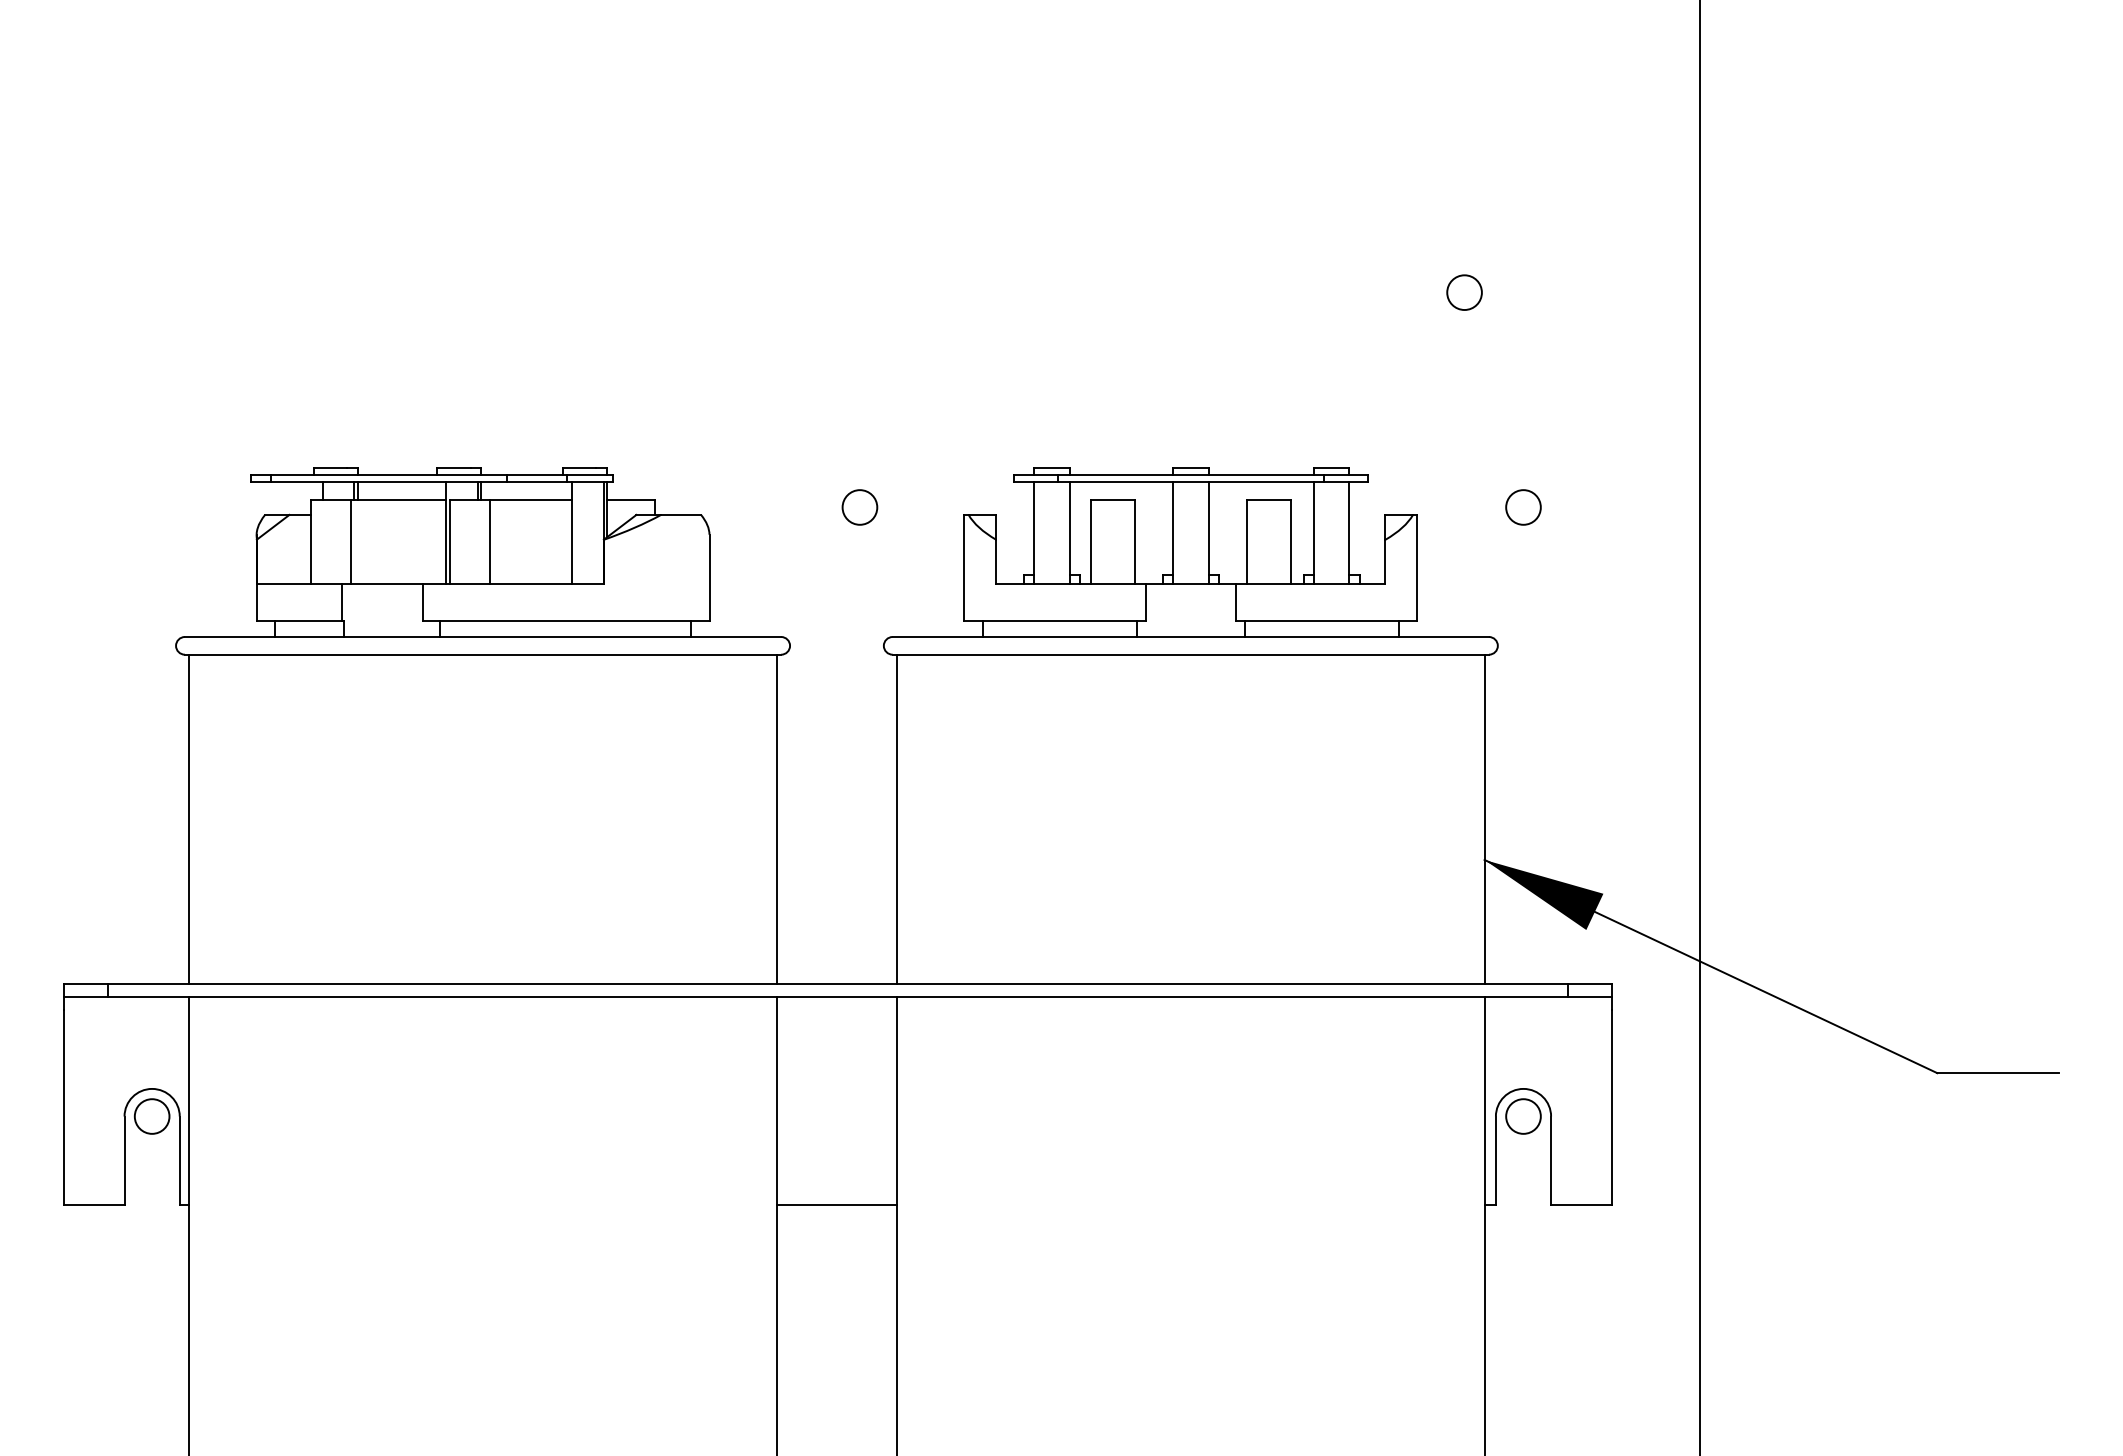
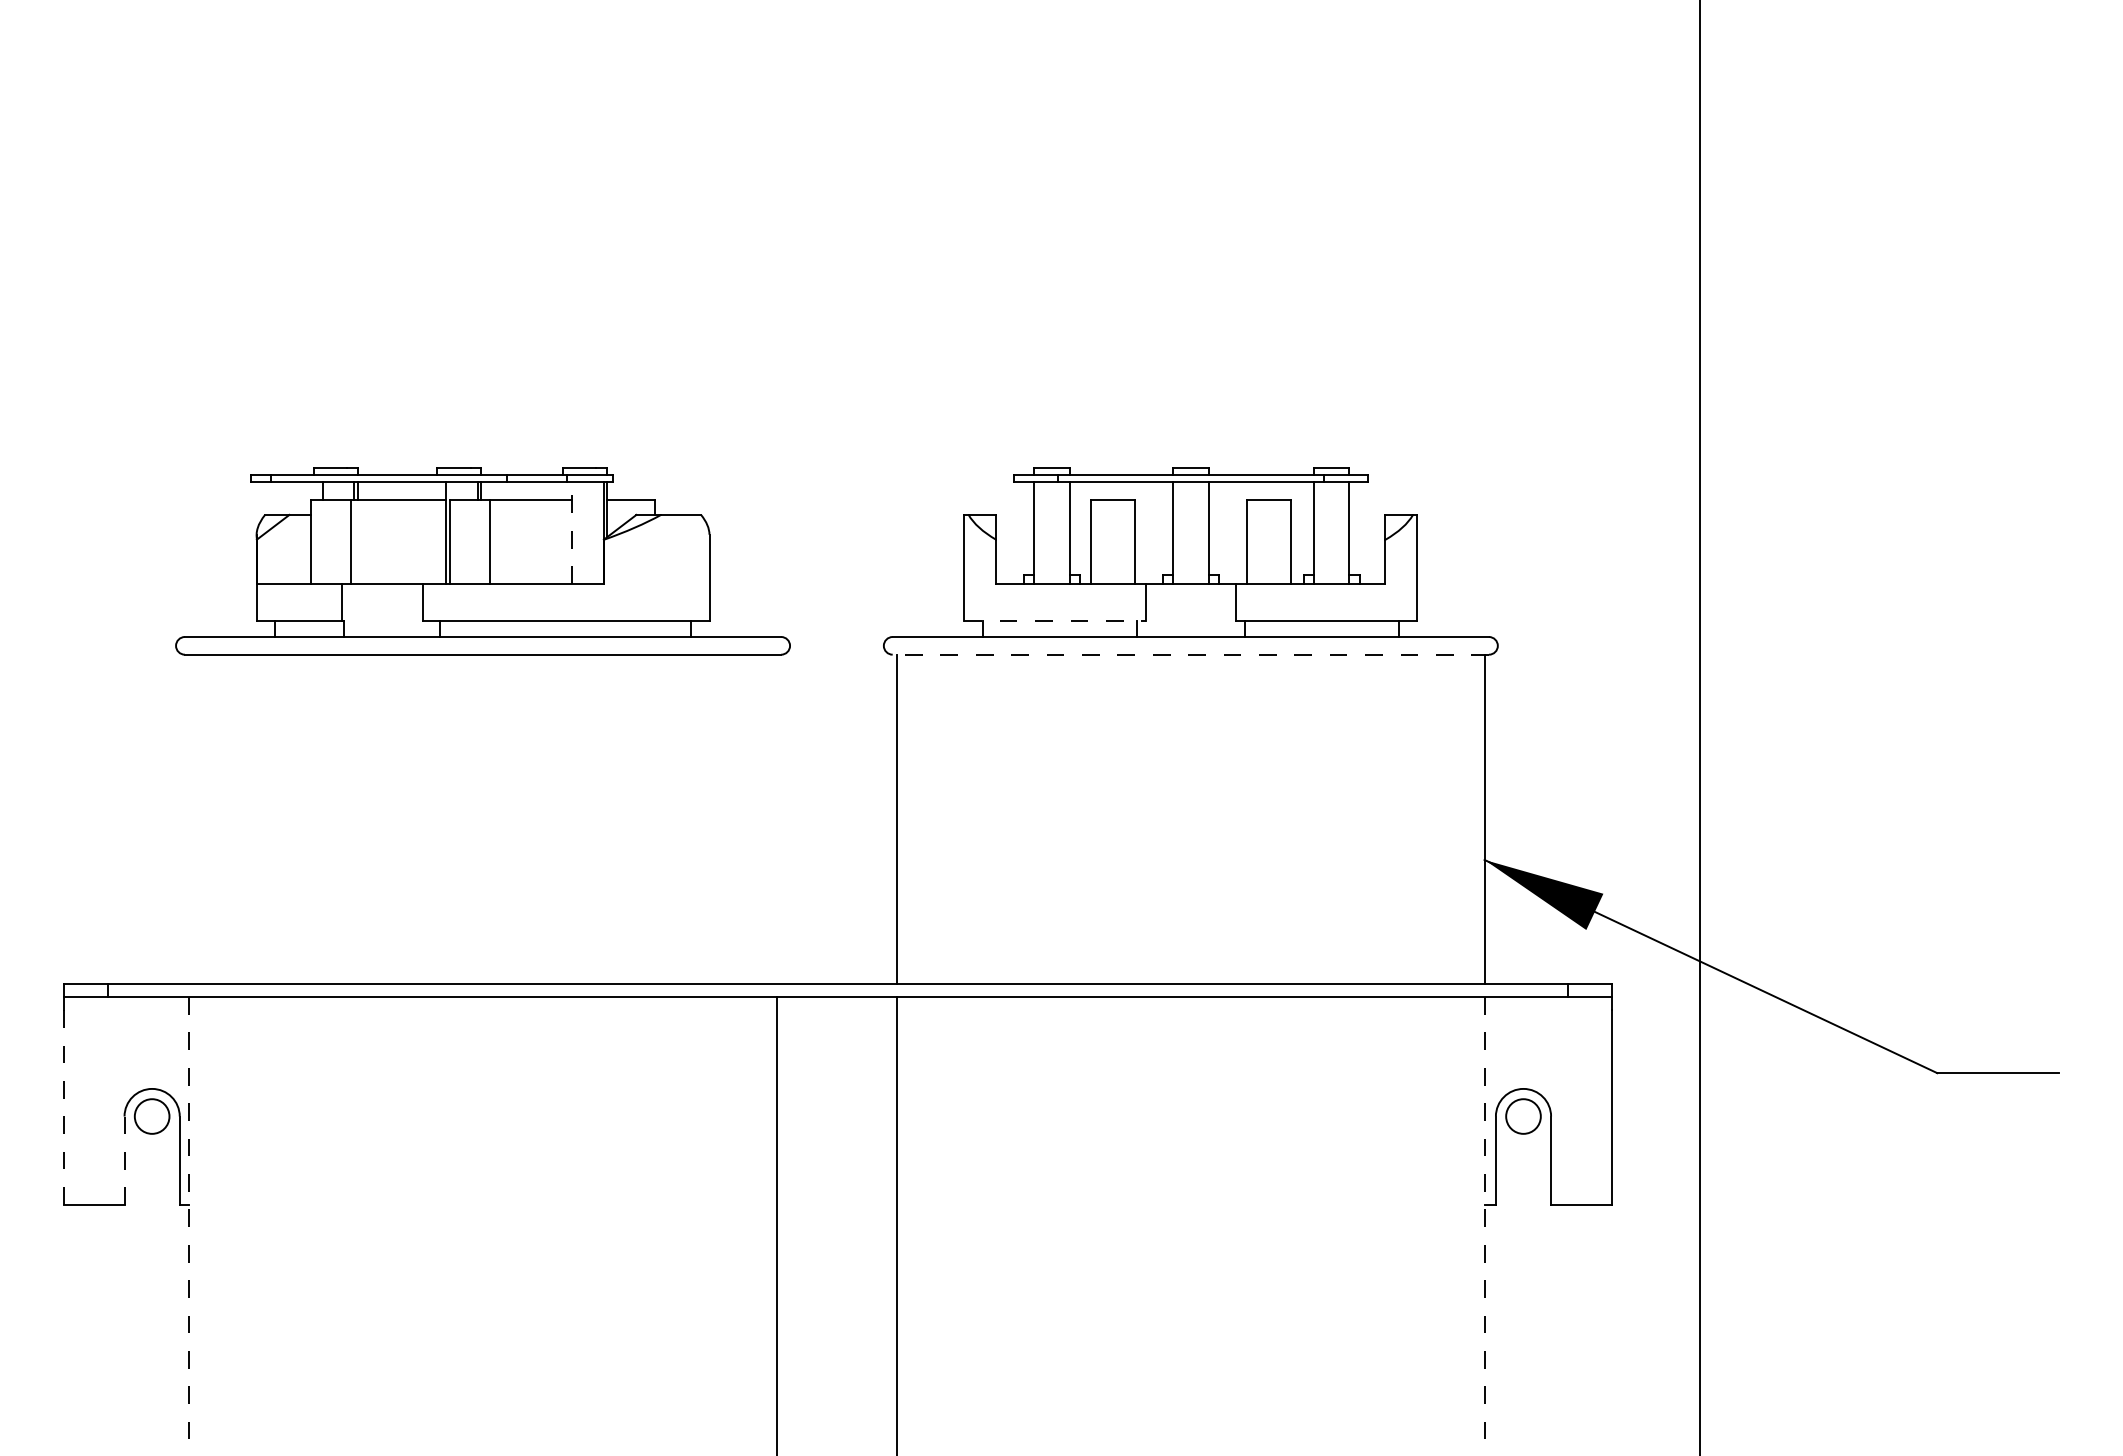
circle: present -> none (1464, 292)
circle: present -> none (859, 507)
circle: present -> none (1523, 507)
line: solid -> dashed (572, 532)
line: solid -> dashed (1054, 621)
line: solid -> dashed (1190, 654)
line: present -> none (189, 818)
line: present -> none (776, 818)
line: solid -> dashed (63, 1108)
line: solid -> dashed (124, 1160)
line: present -> none (836, 1205)
line: solid -> dashed (189, 1226)
line: solid -> dashed (1484, 1226)
